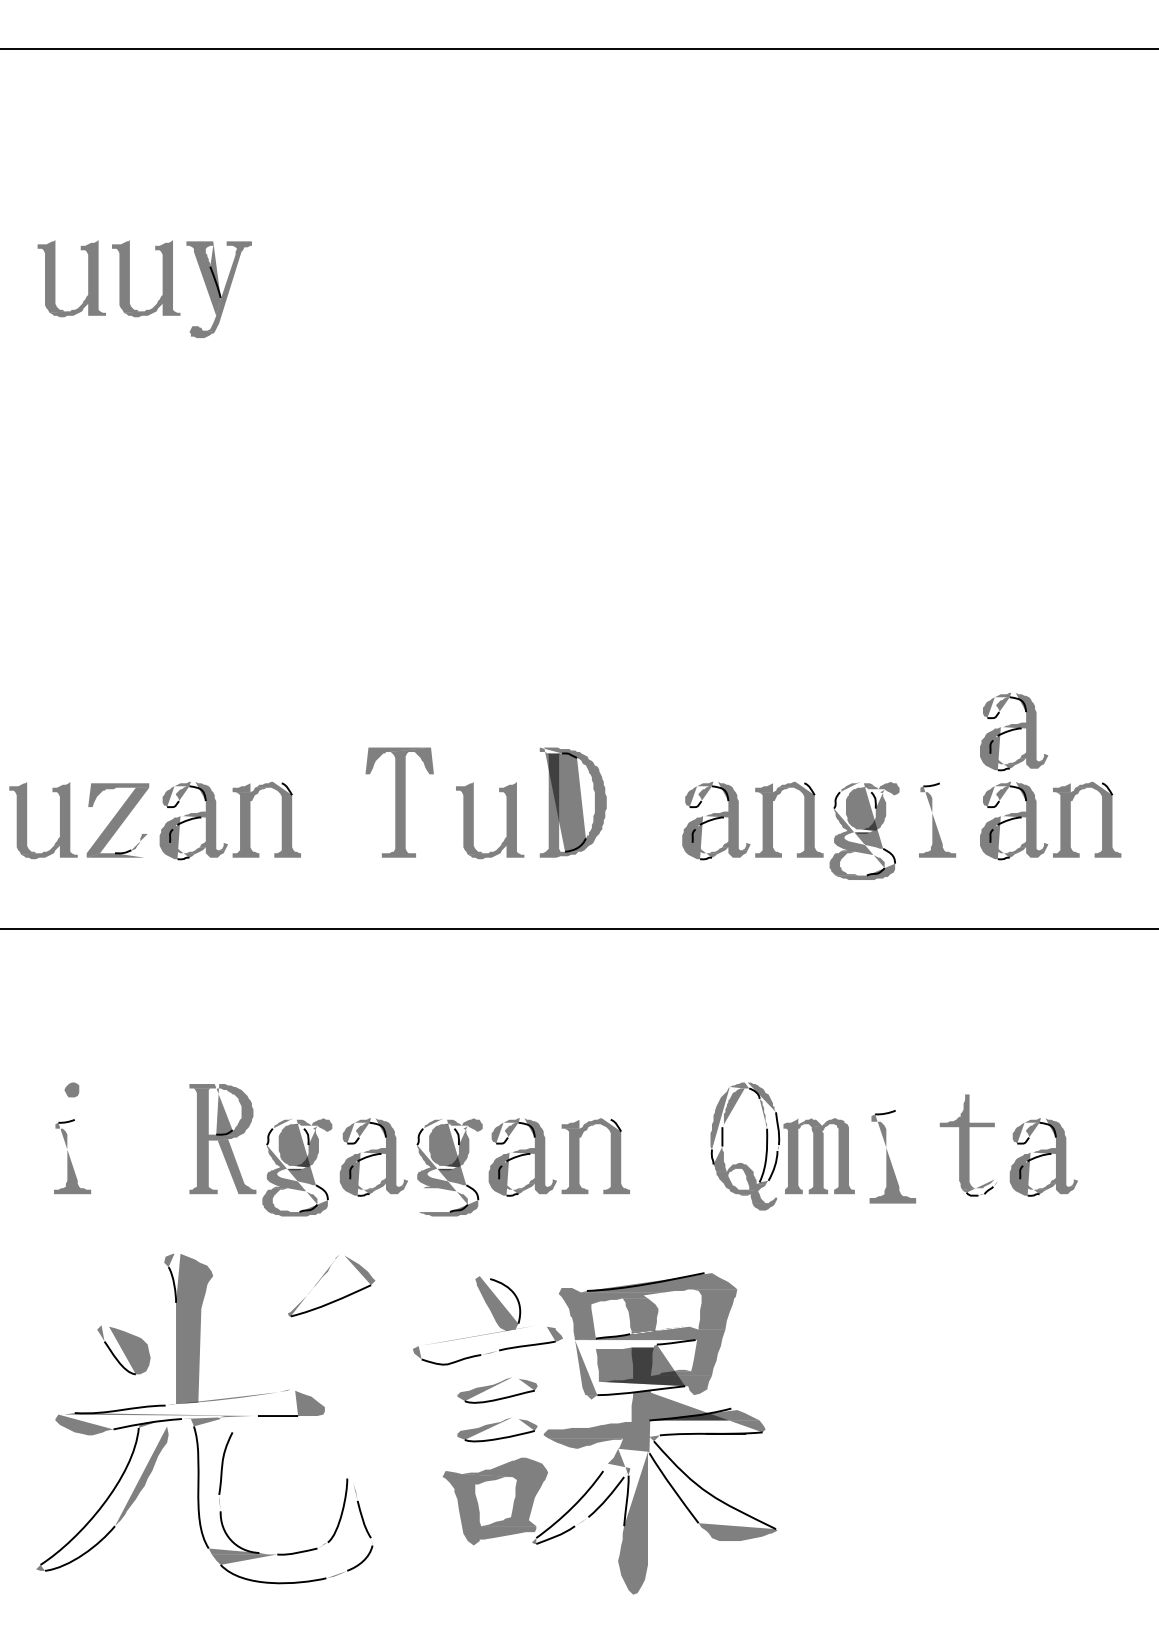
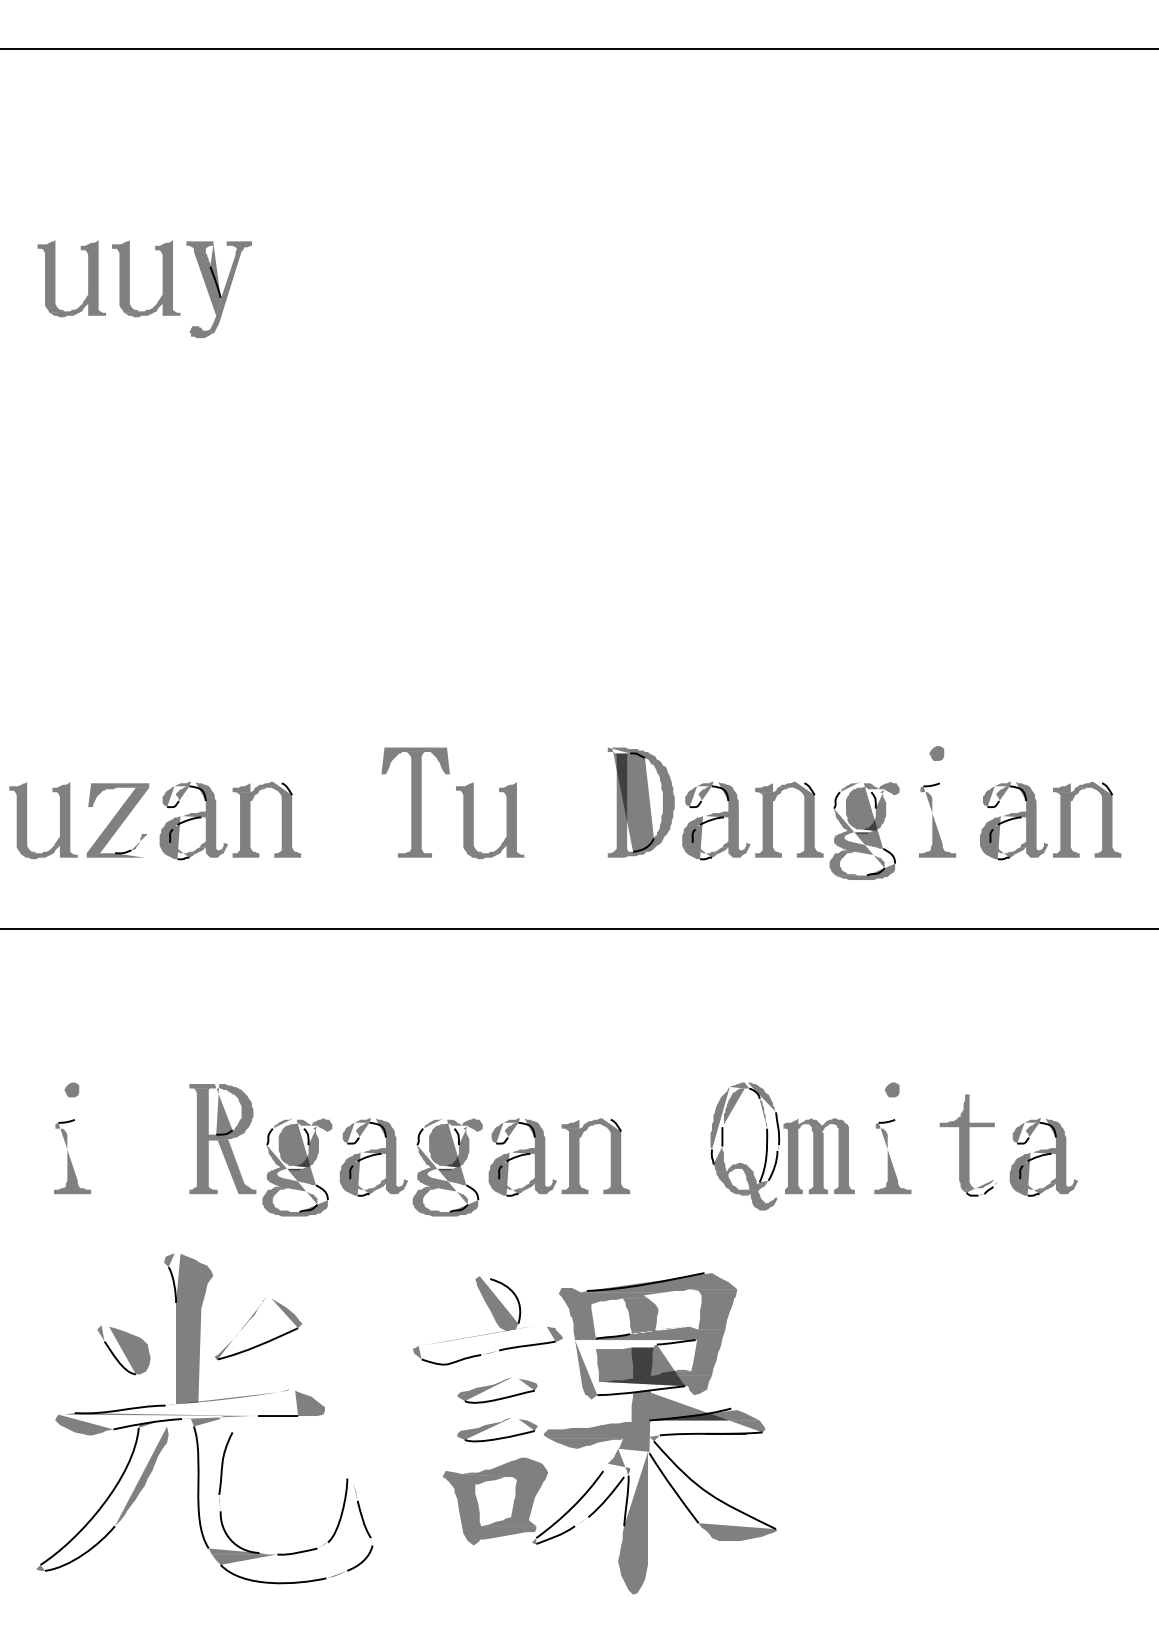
part: present -> none (1013, 732)
fill: none -> present (936, 753)
part position: (399, 802) -> (415, 802) (415, 802)
part position: (573, 802) -> (641, 802) (641, 802)
fill: none -> present (891, 1089)
part size: 47x94 px -> 38x75 px (892, 1156)
fill: none -> present (428, 1200)
part position: (322, 1277) -> (249, 1320) (249, 1320)
